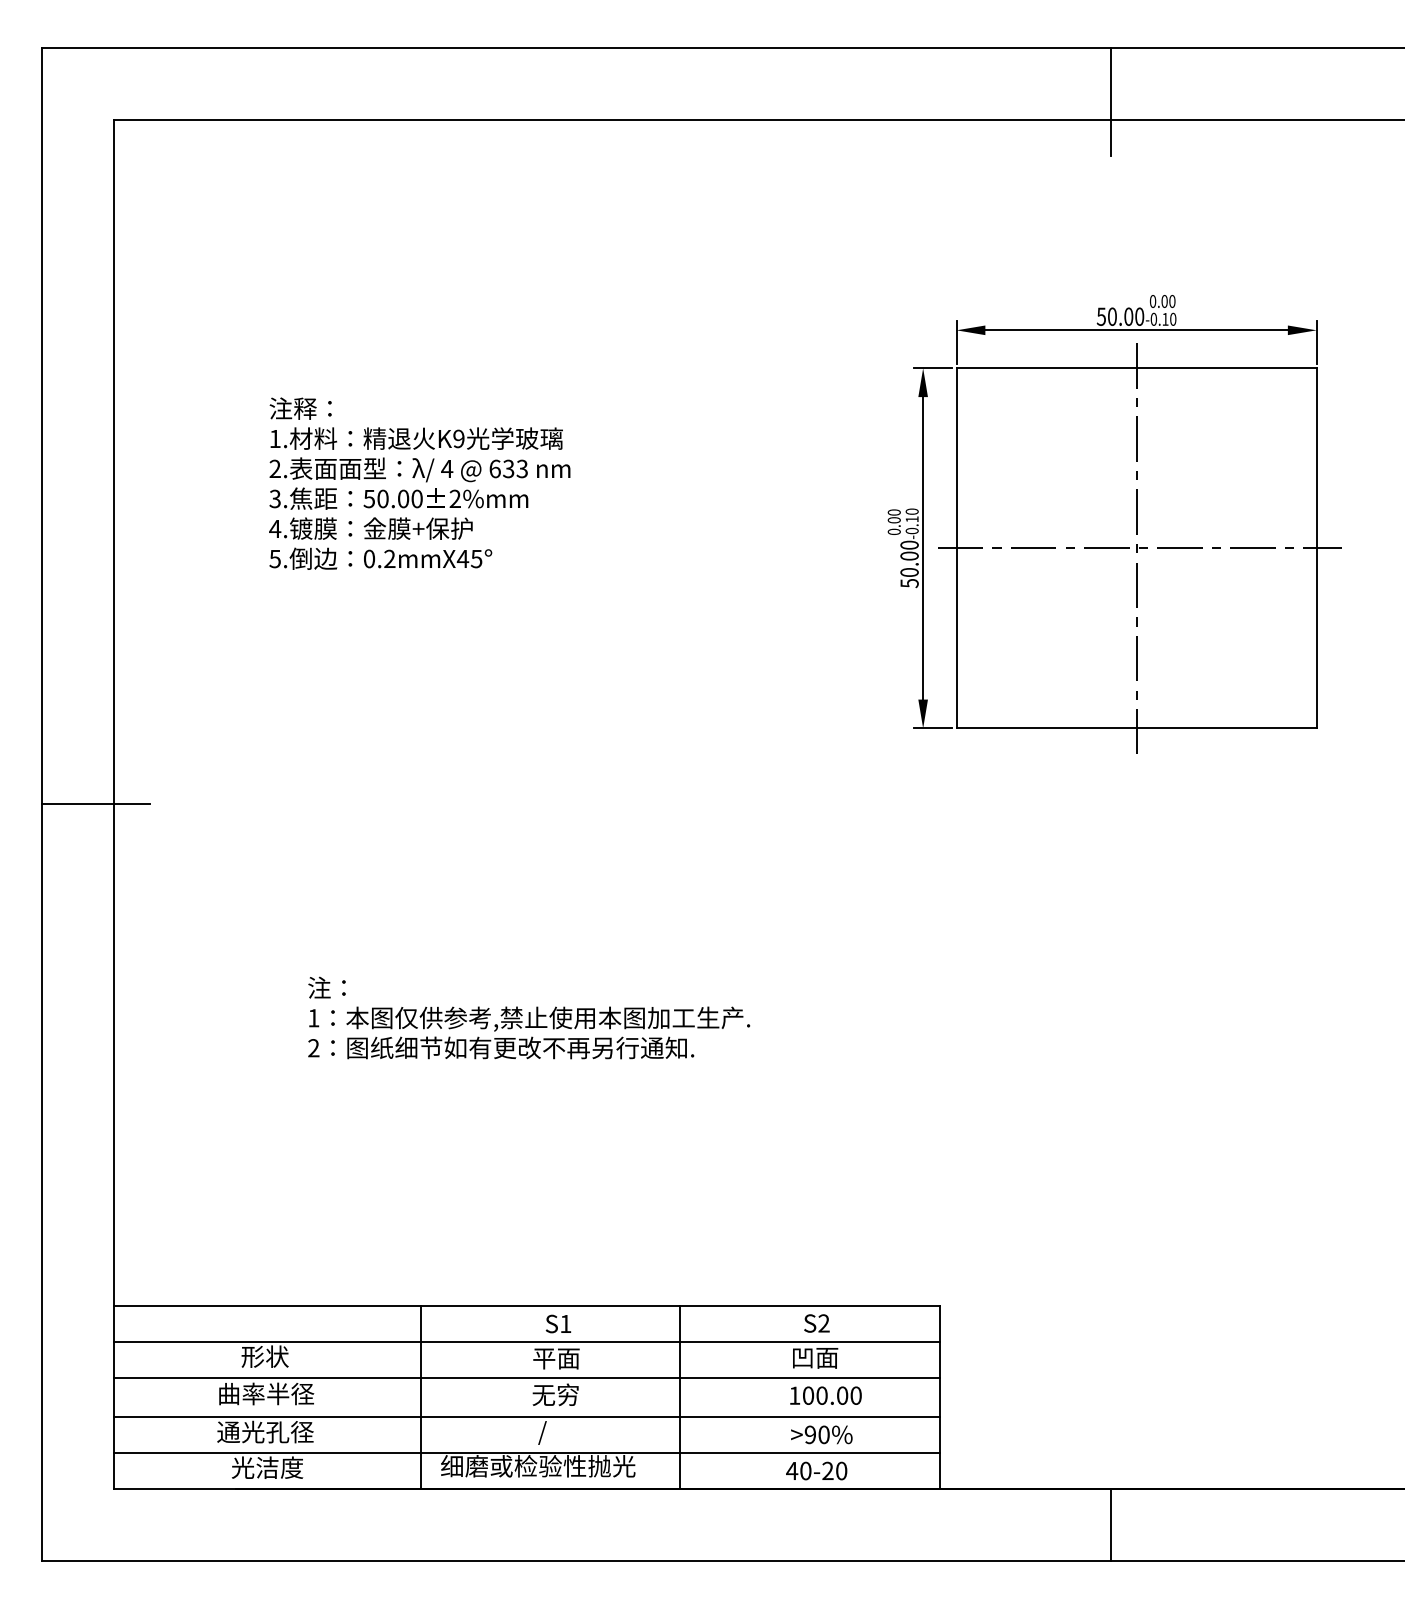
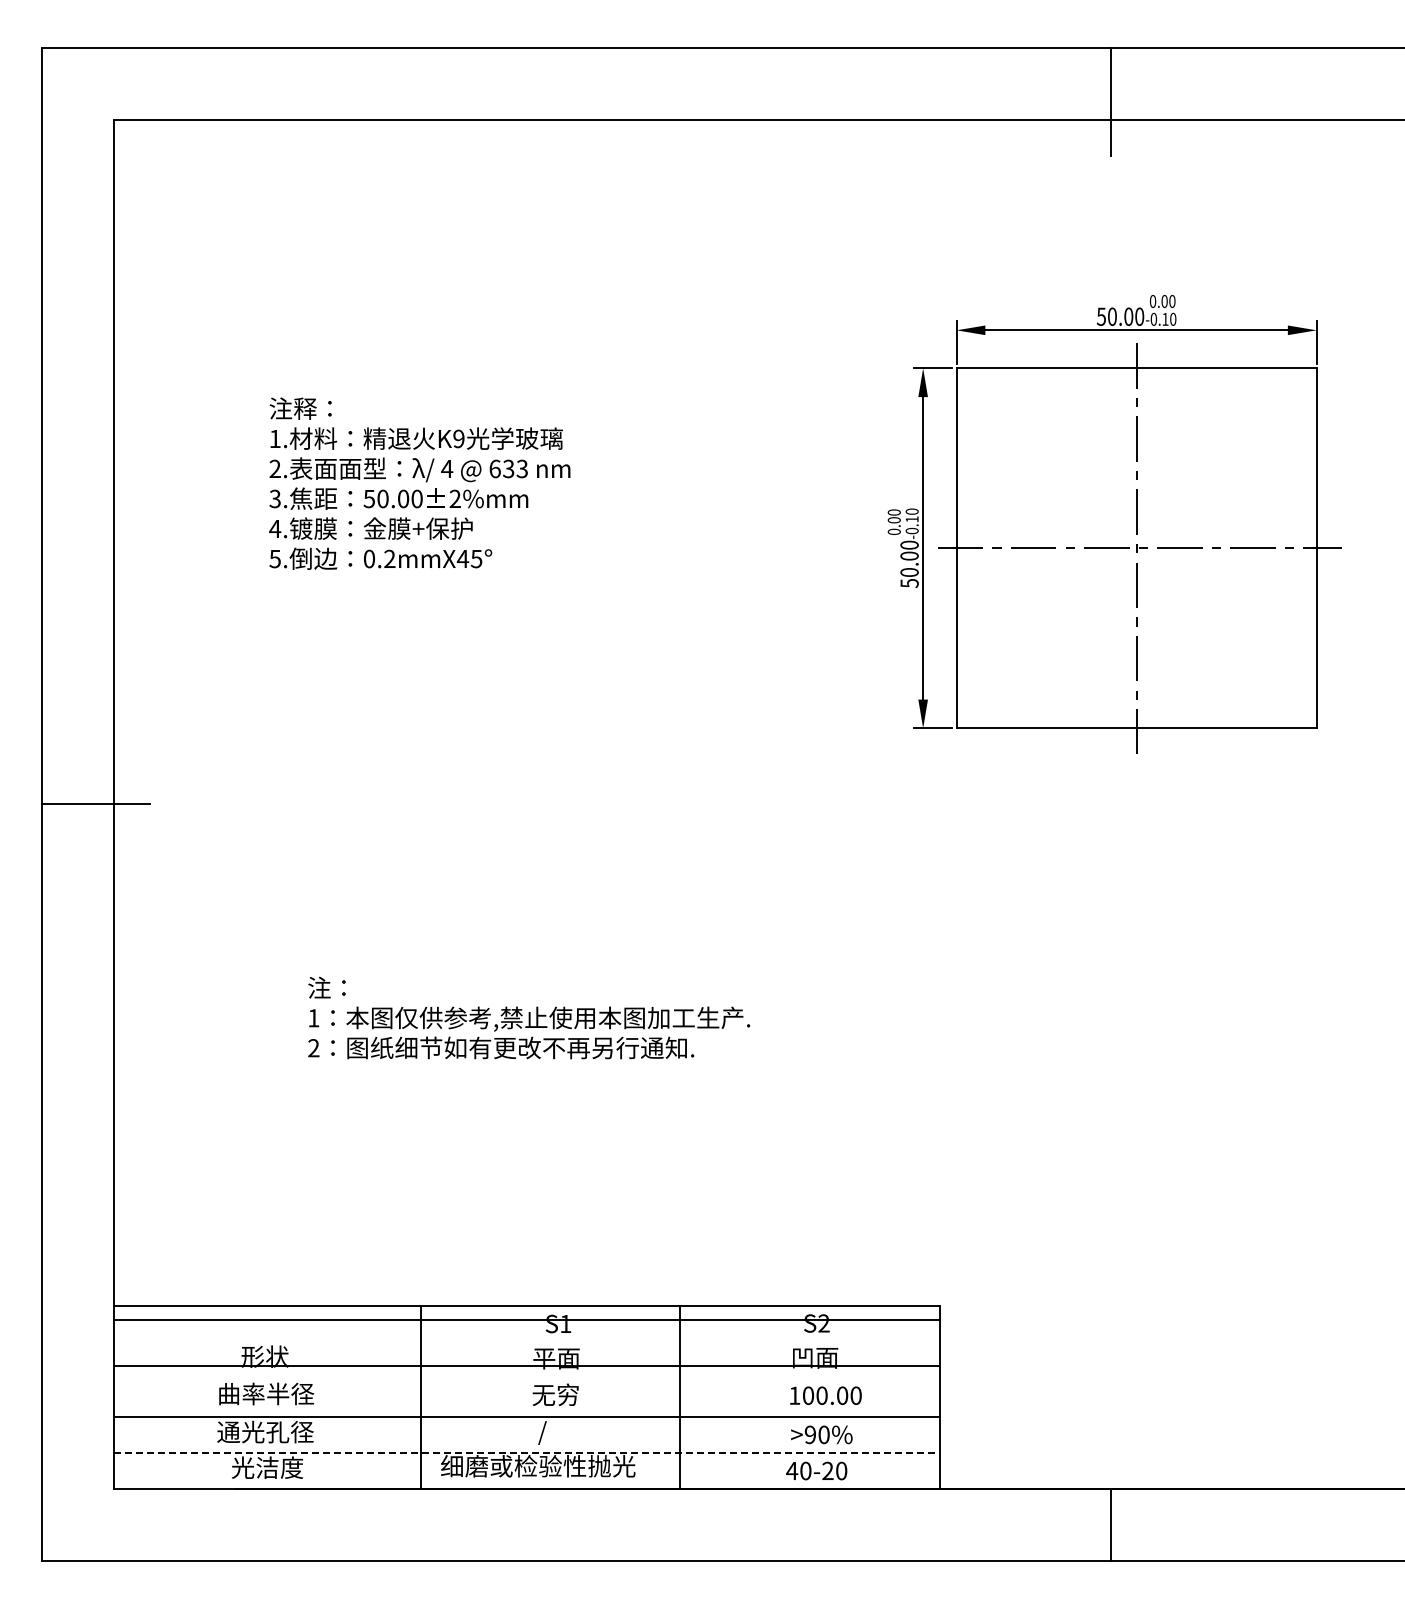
line position: (526, 1342) -> (526, 1320) (526, 1320)
line position: (526, 1377) -> (526, 1365) (526, 1365)
line: solid -> dashed (526, 1452)
